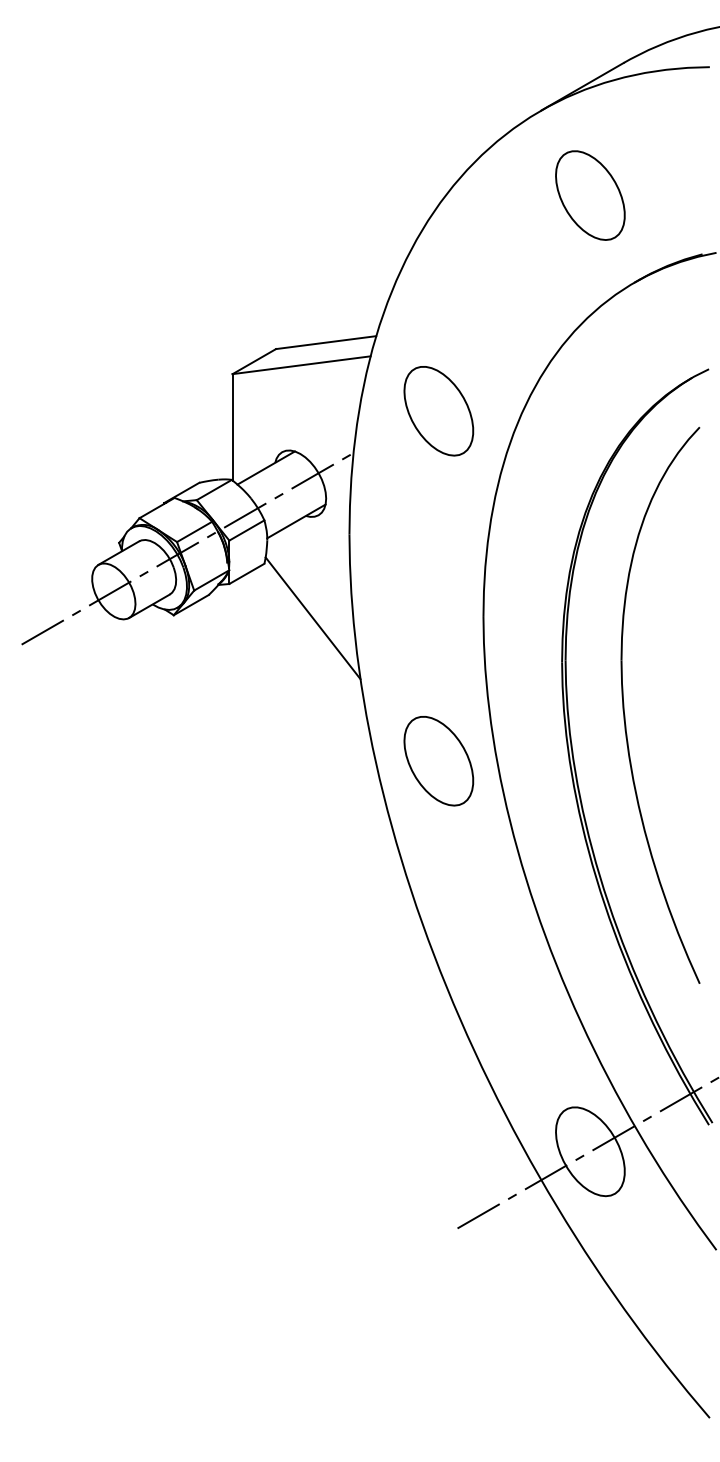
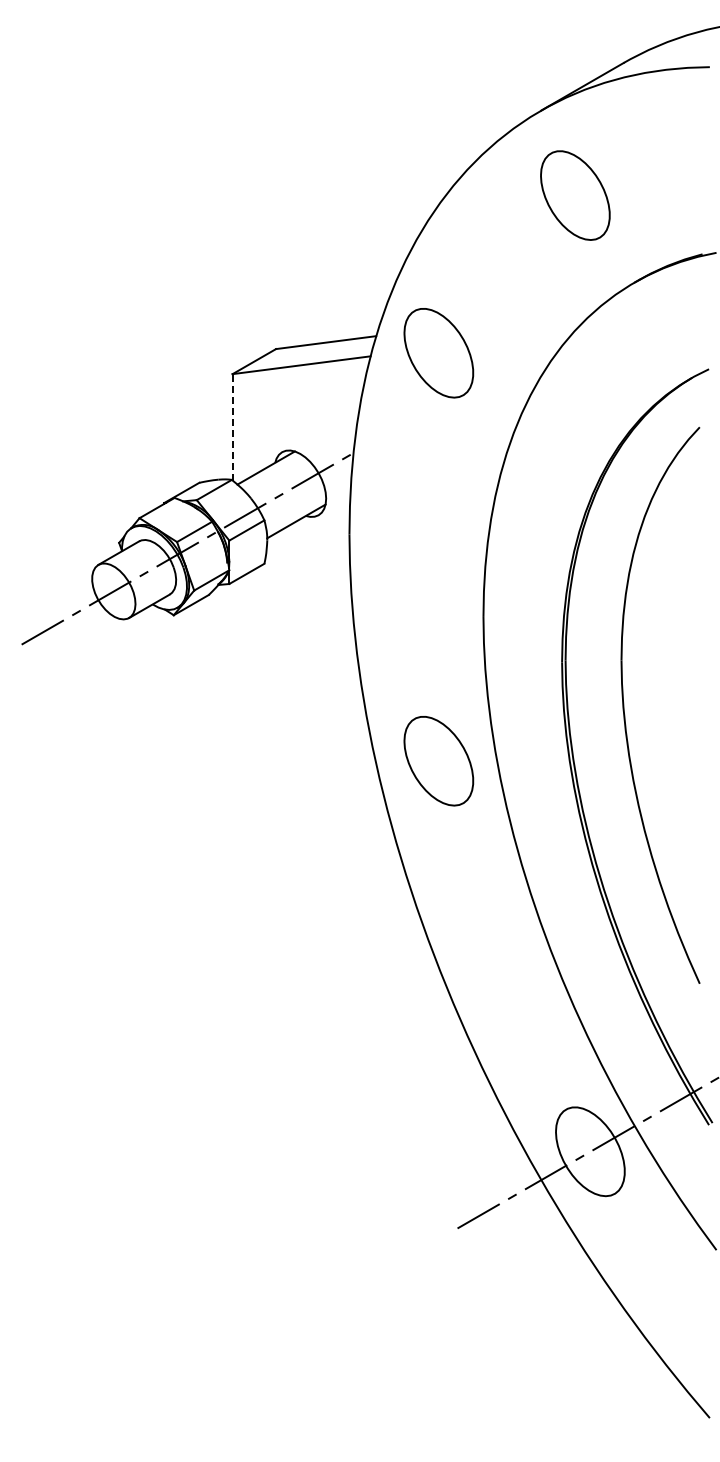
part position: (590, 195) -> (575, 195) (575, 195)
part position: (438, 411) -> (438, 353) (438, 353)
line: solid -> dashed (232, 426)
line: present -> none (312, 618)
